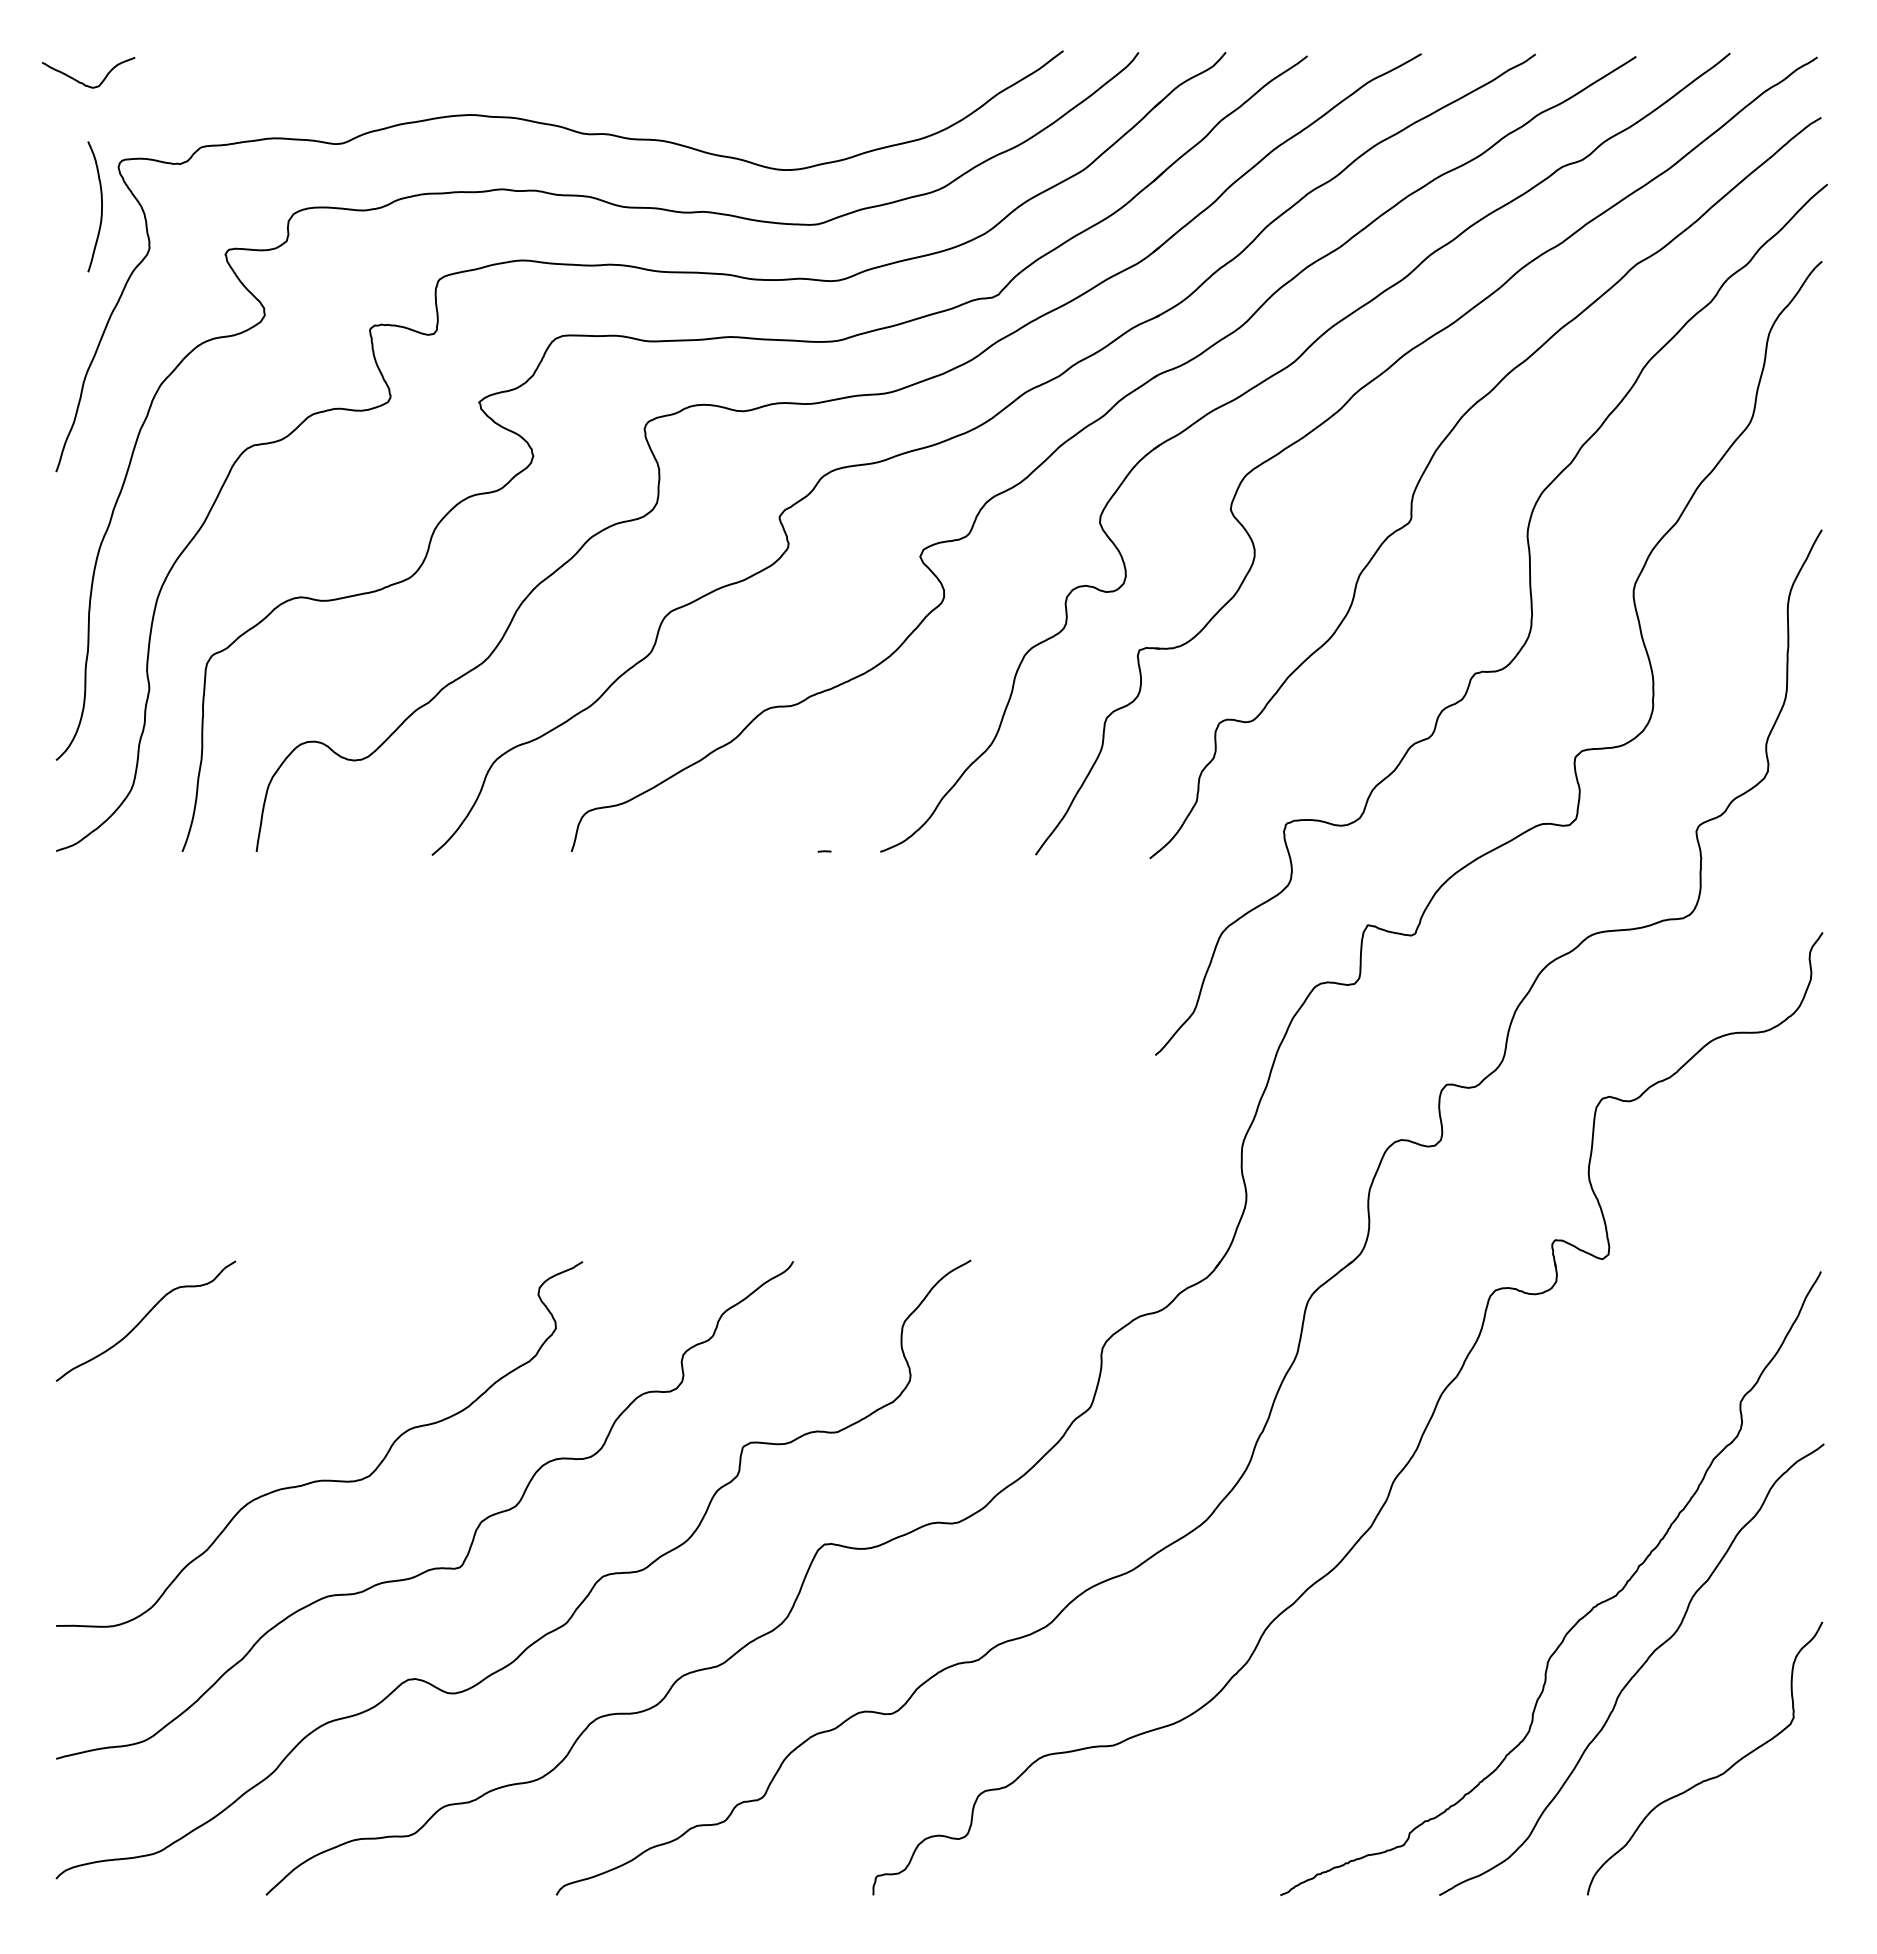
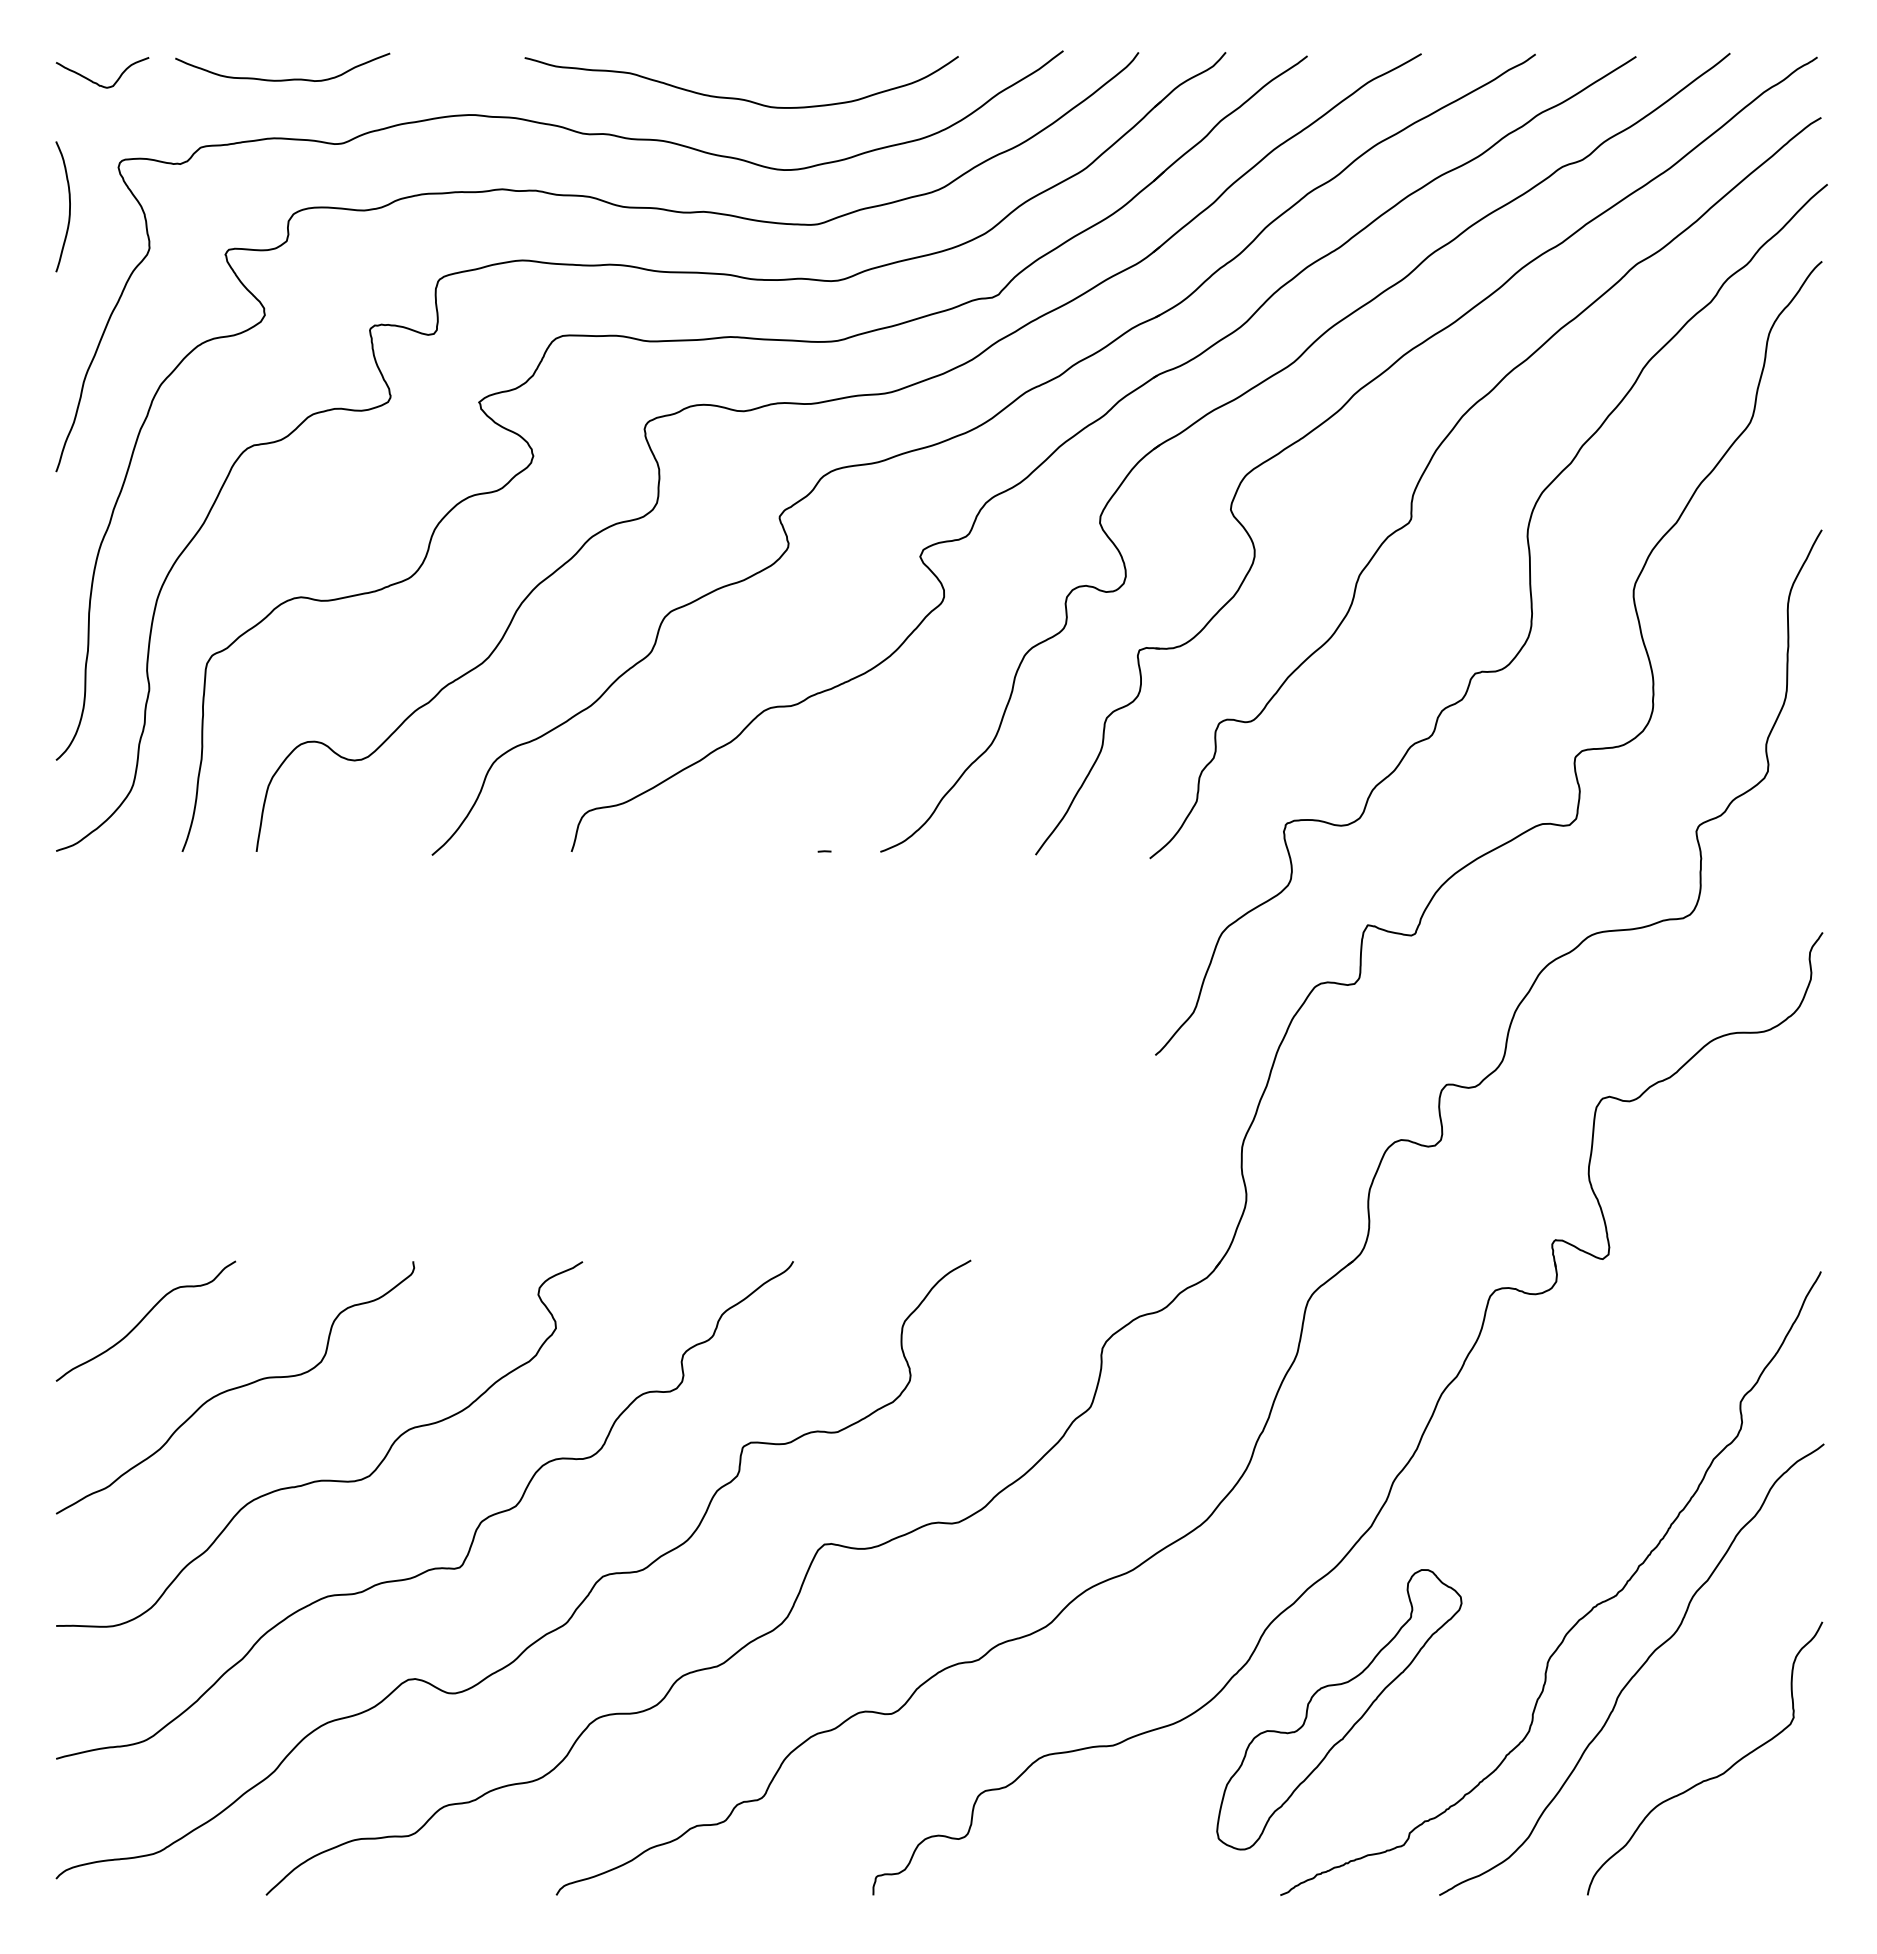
curve: none -> present (282, 79)
curve position: (82, 82) -> (96, 82) (96, 82)
curve: none -> present (736, 97)
curve position: (101, 206) -> (69, 206) (69, 206)
curve: none -> present (234, 1387)
part: none -> present (1339, 1709)
